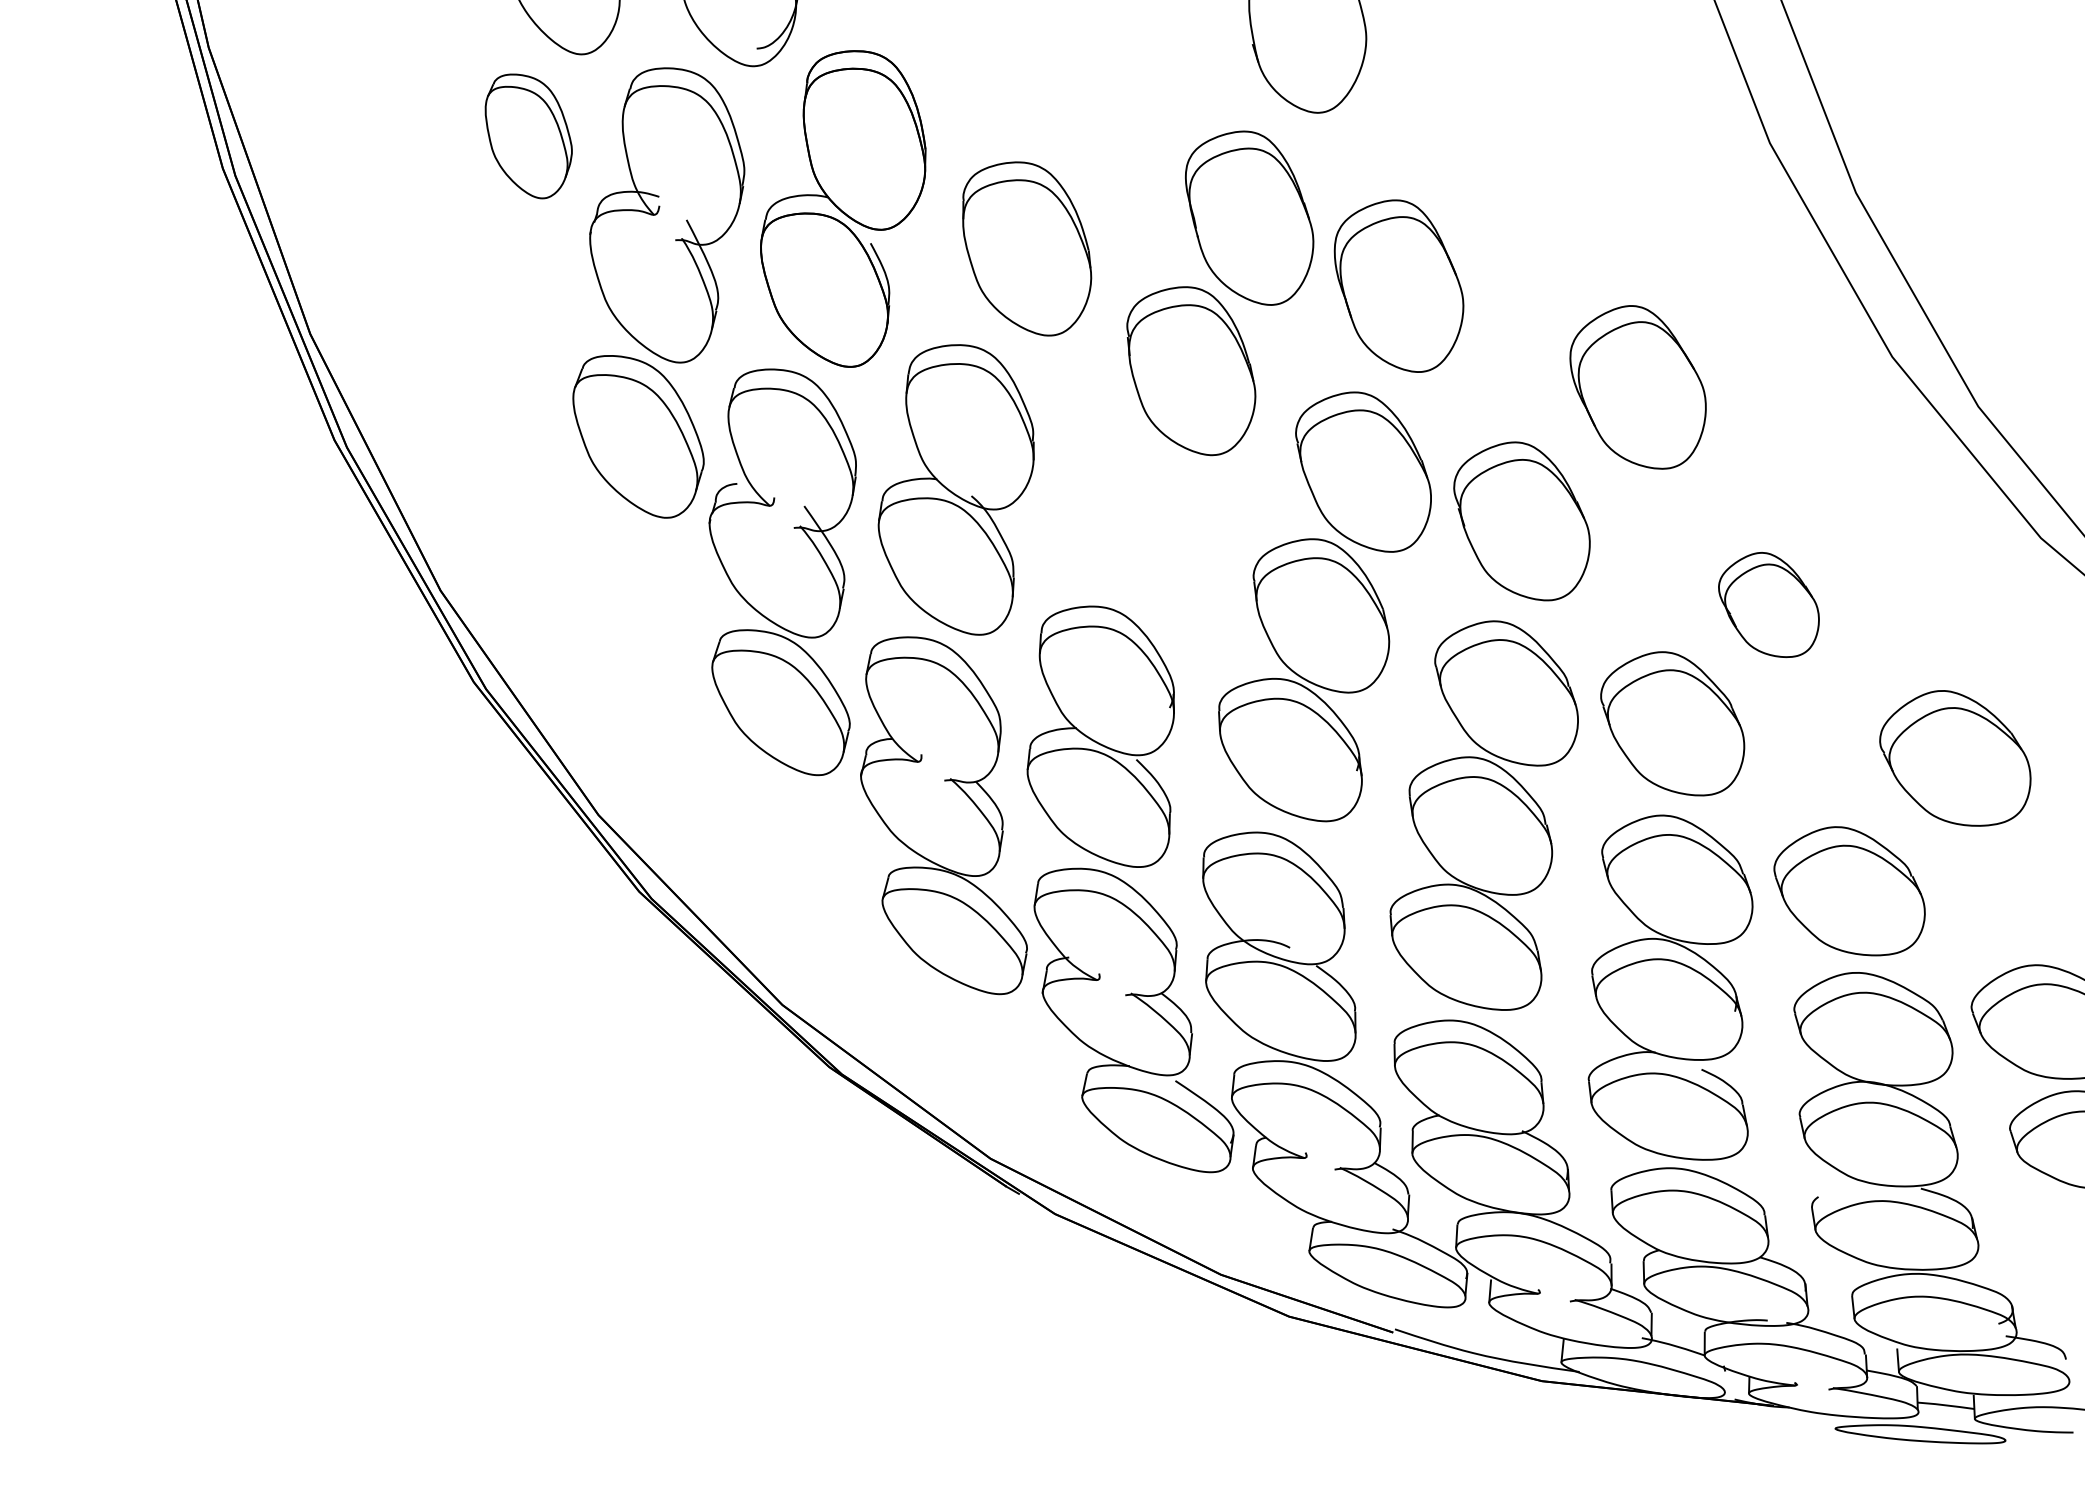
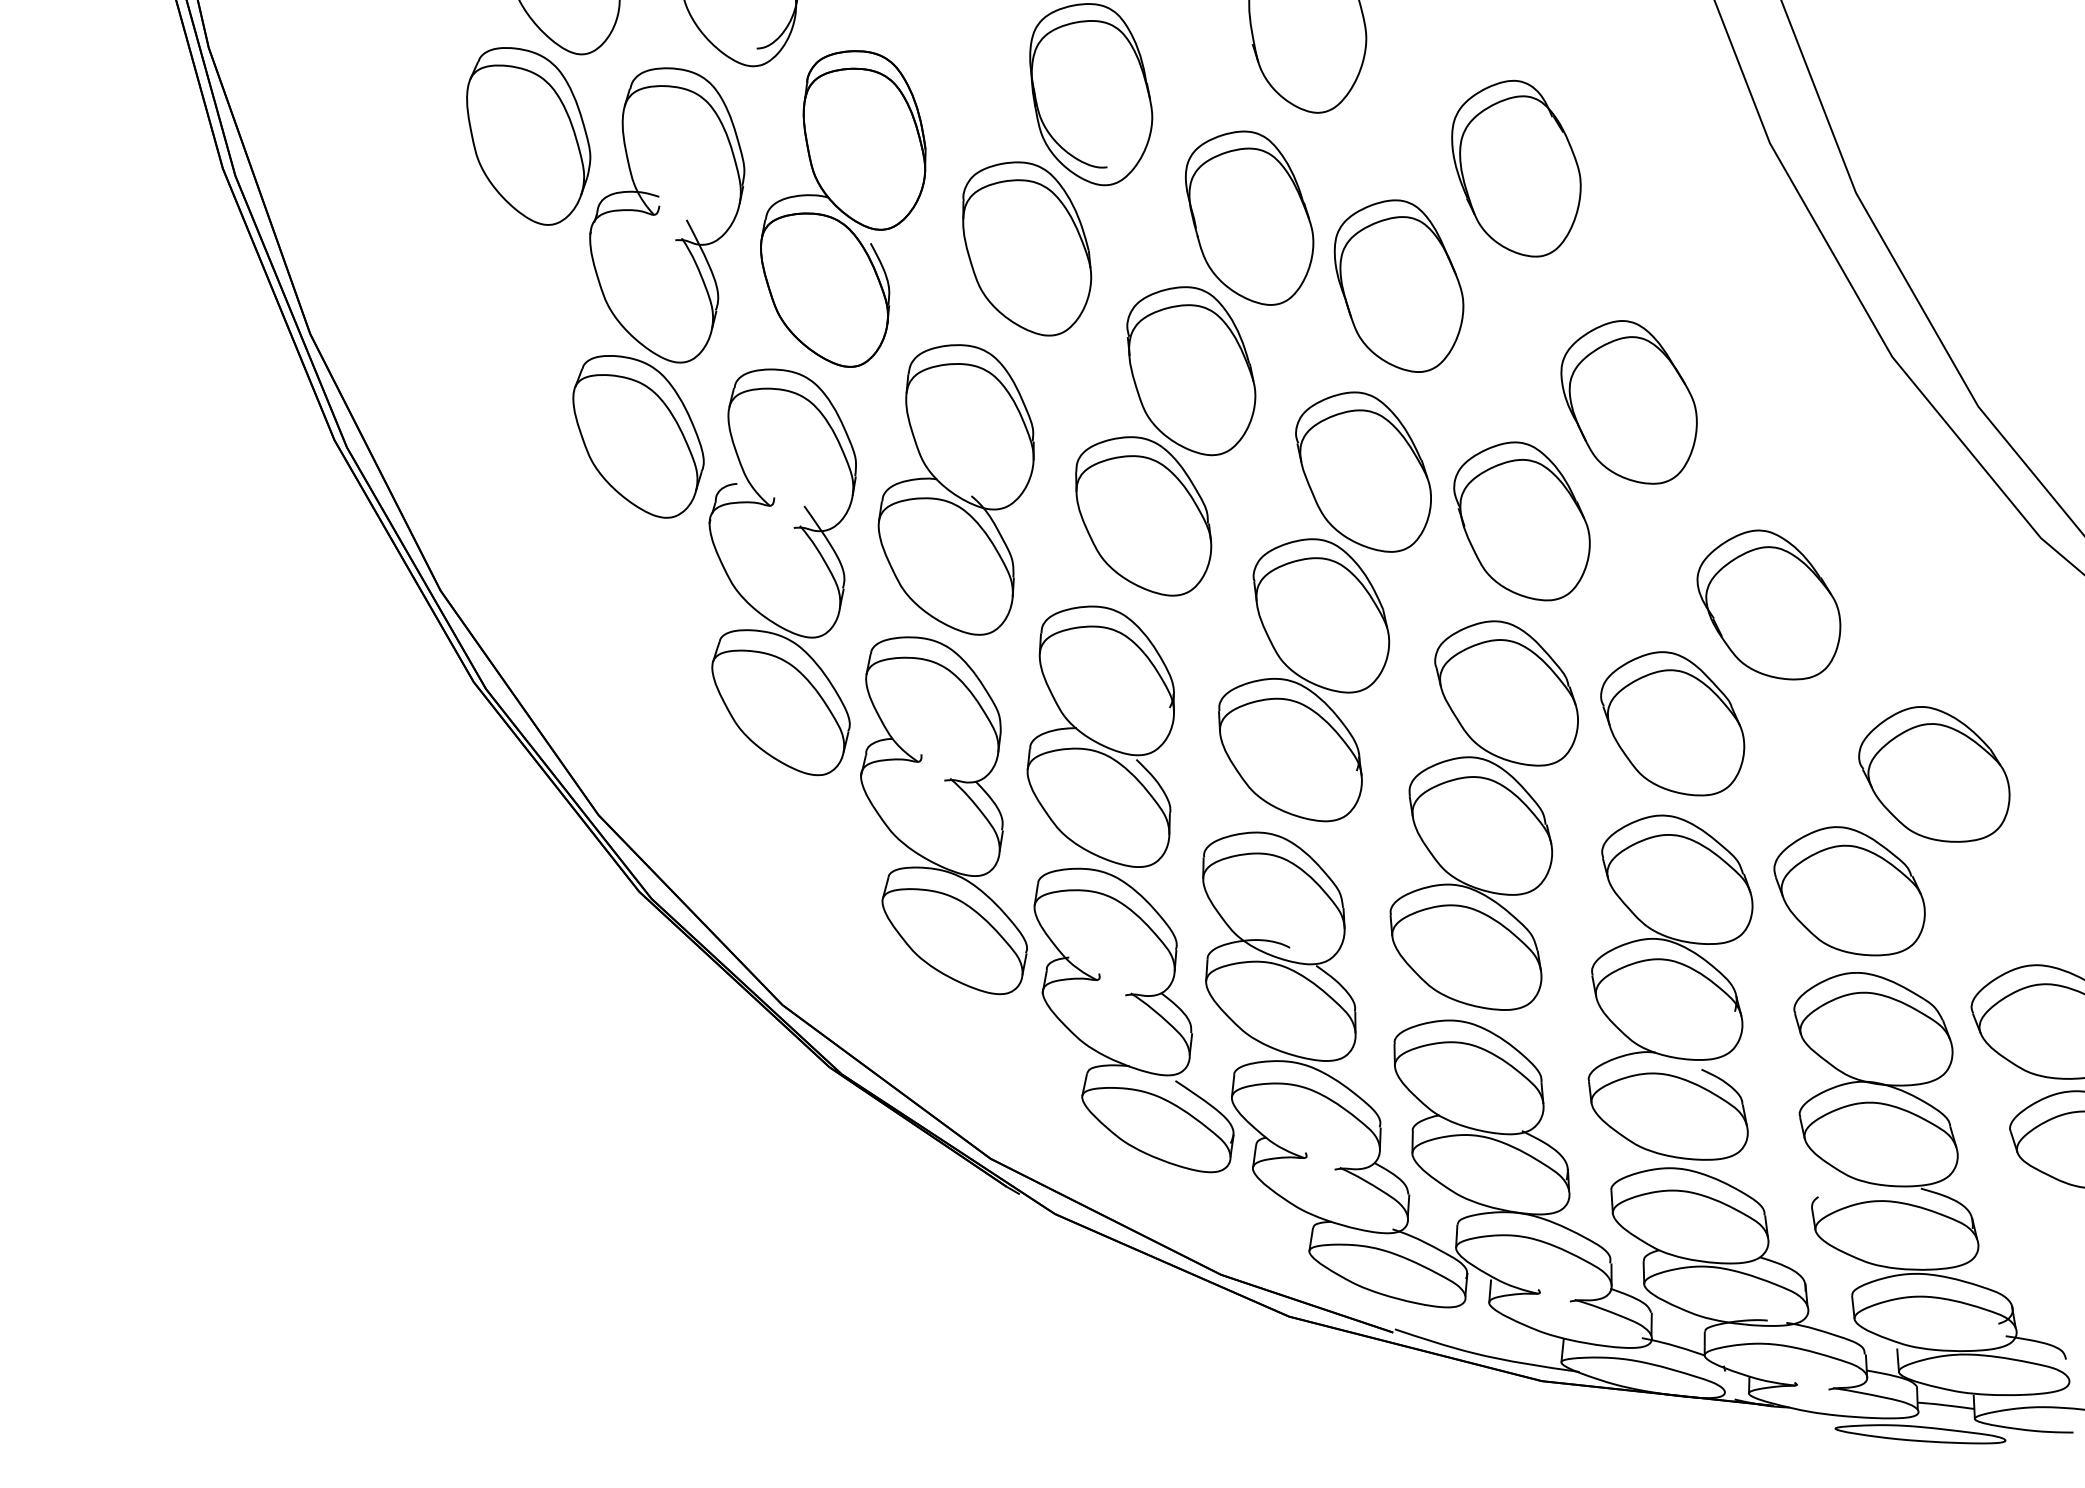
part: none -> present (1091, 94)
part size: 89x127 px -> 126x179 px (528, 136)
part: none -> present (1516, 168)
part position: (1637, 387) -> (1628, 402) (1628, 402)
part: none -> present (1143, 516)
part size: 102x106 px -> 146x152 px (1768, 604)
part position: (1955, 758) -> (1934, 774) (1934, 774)
